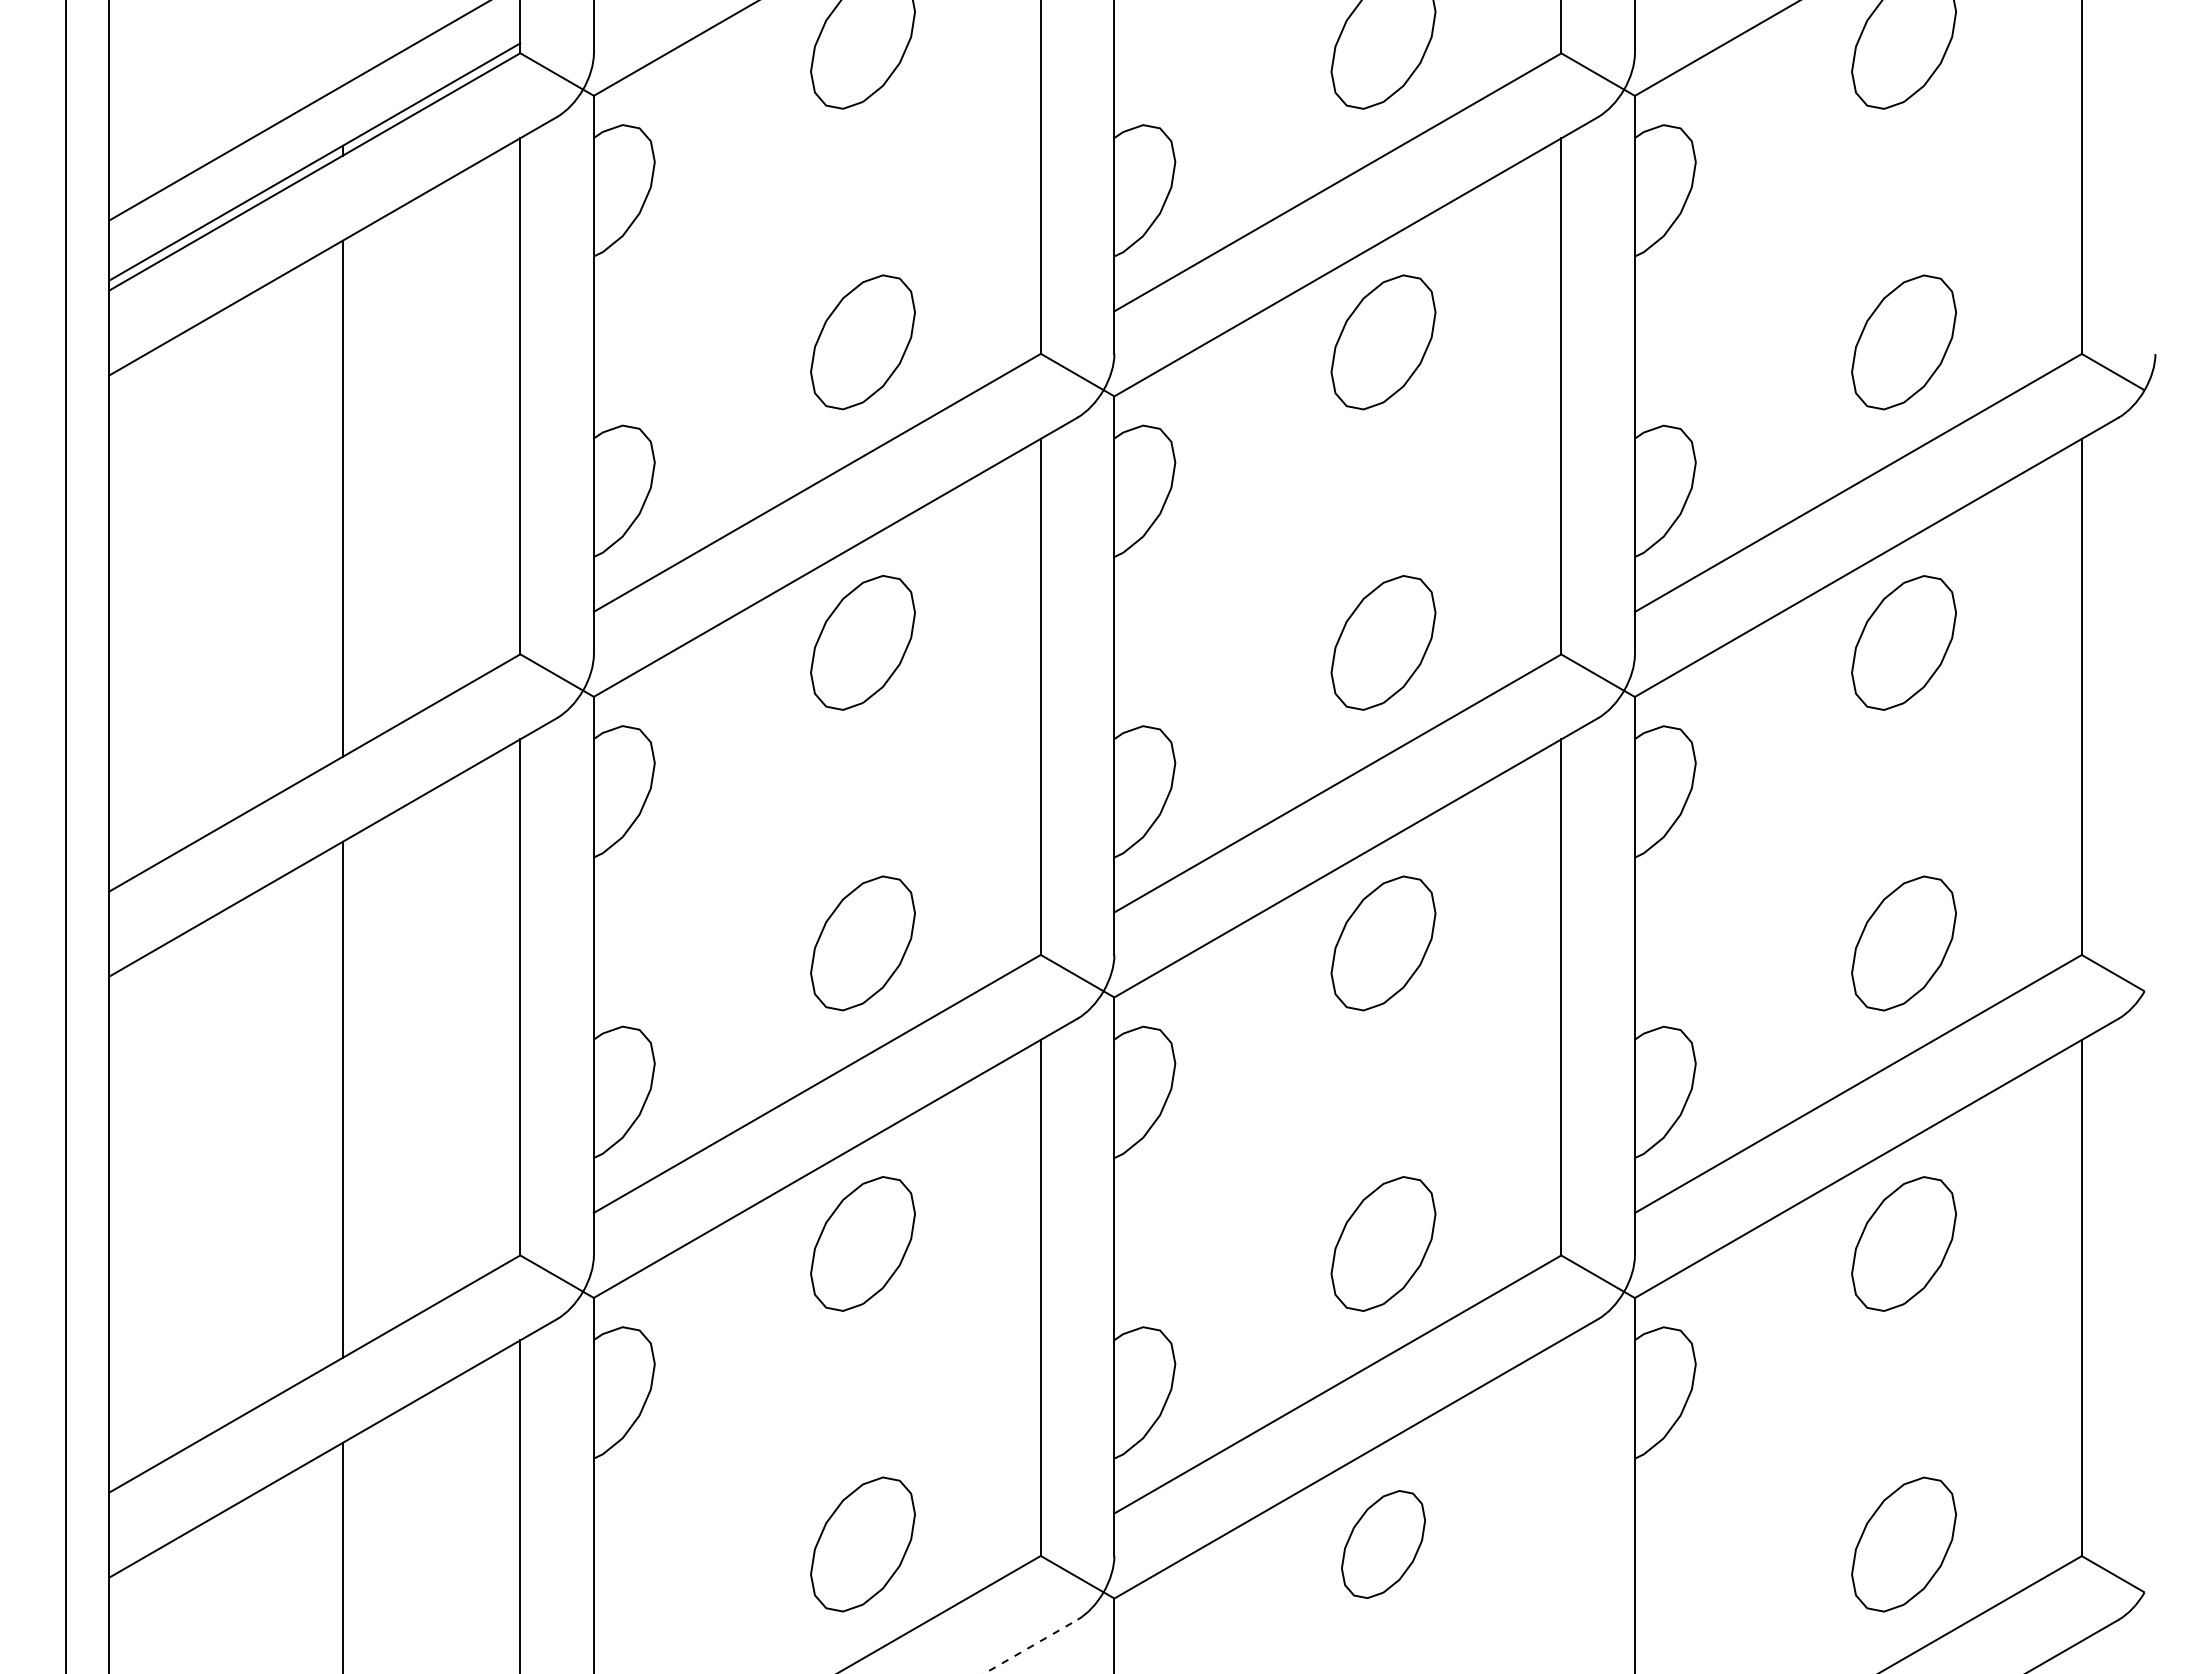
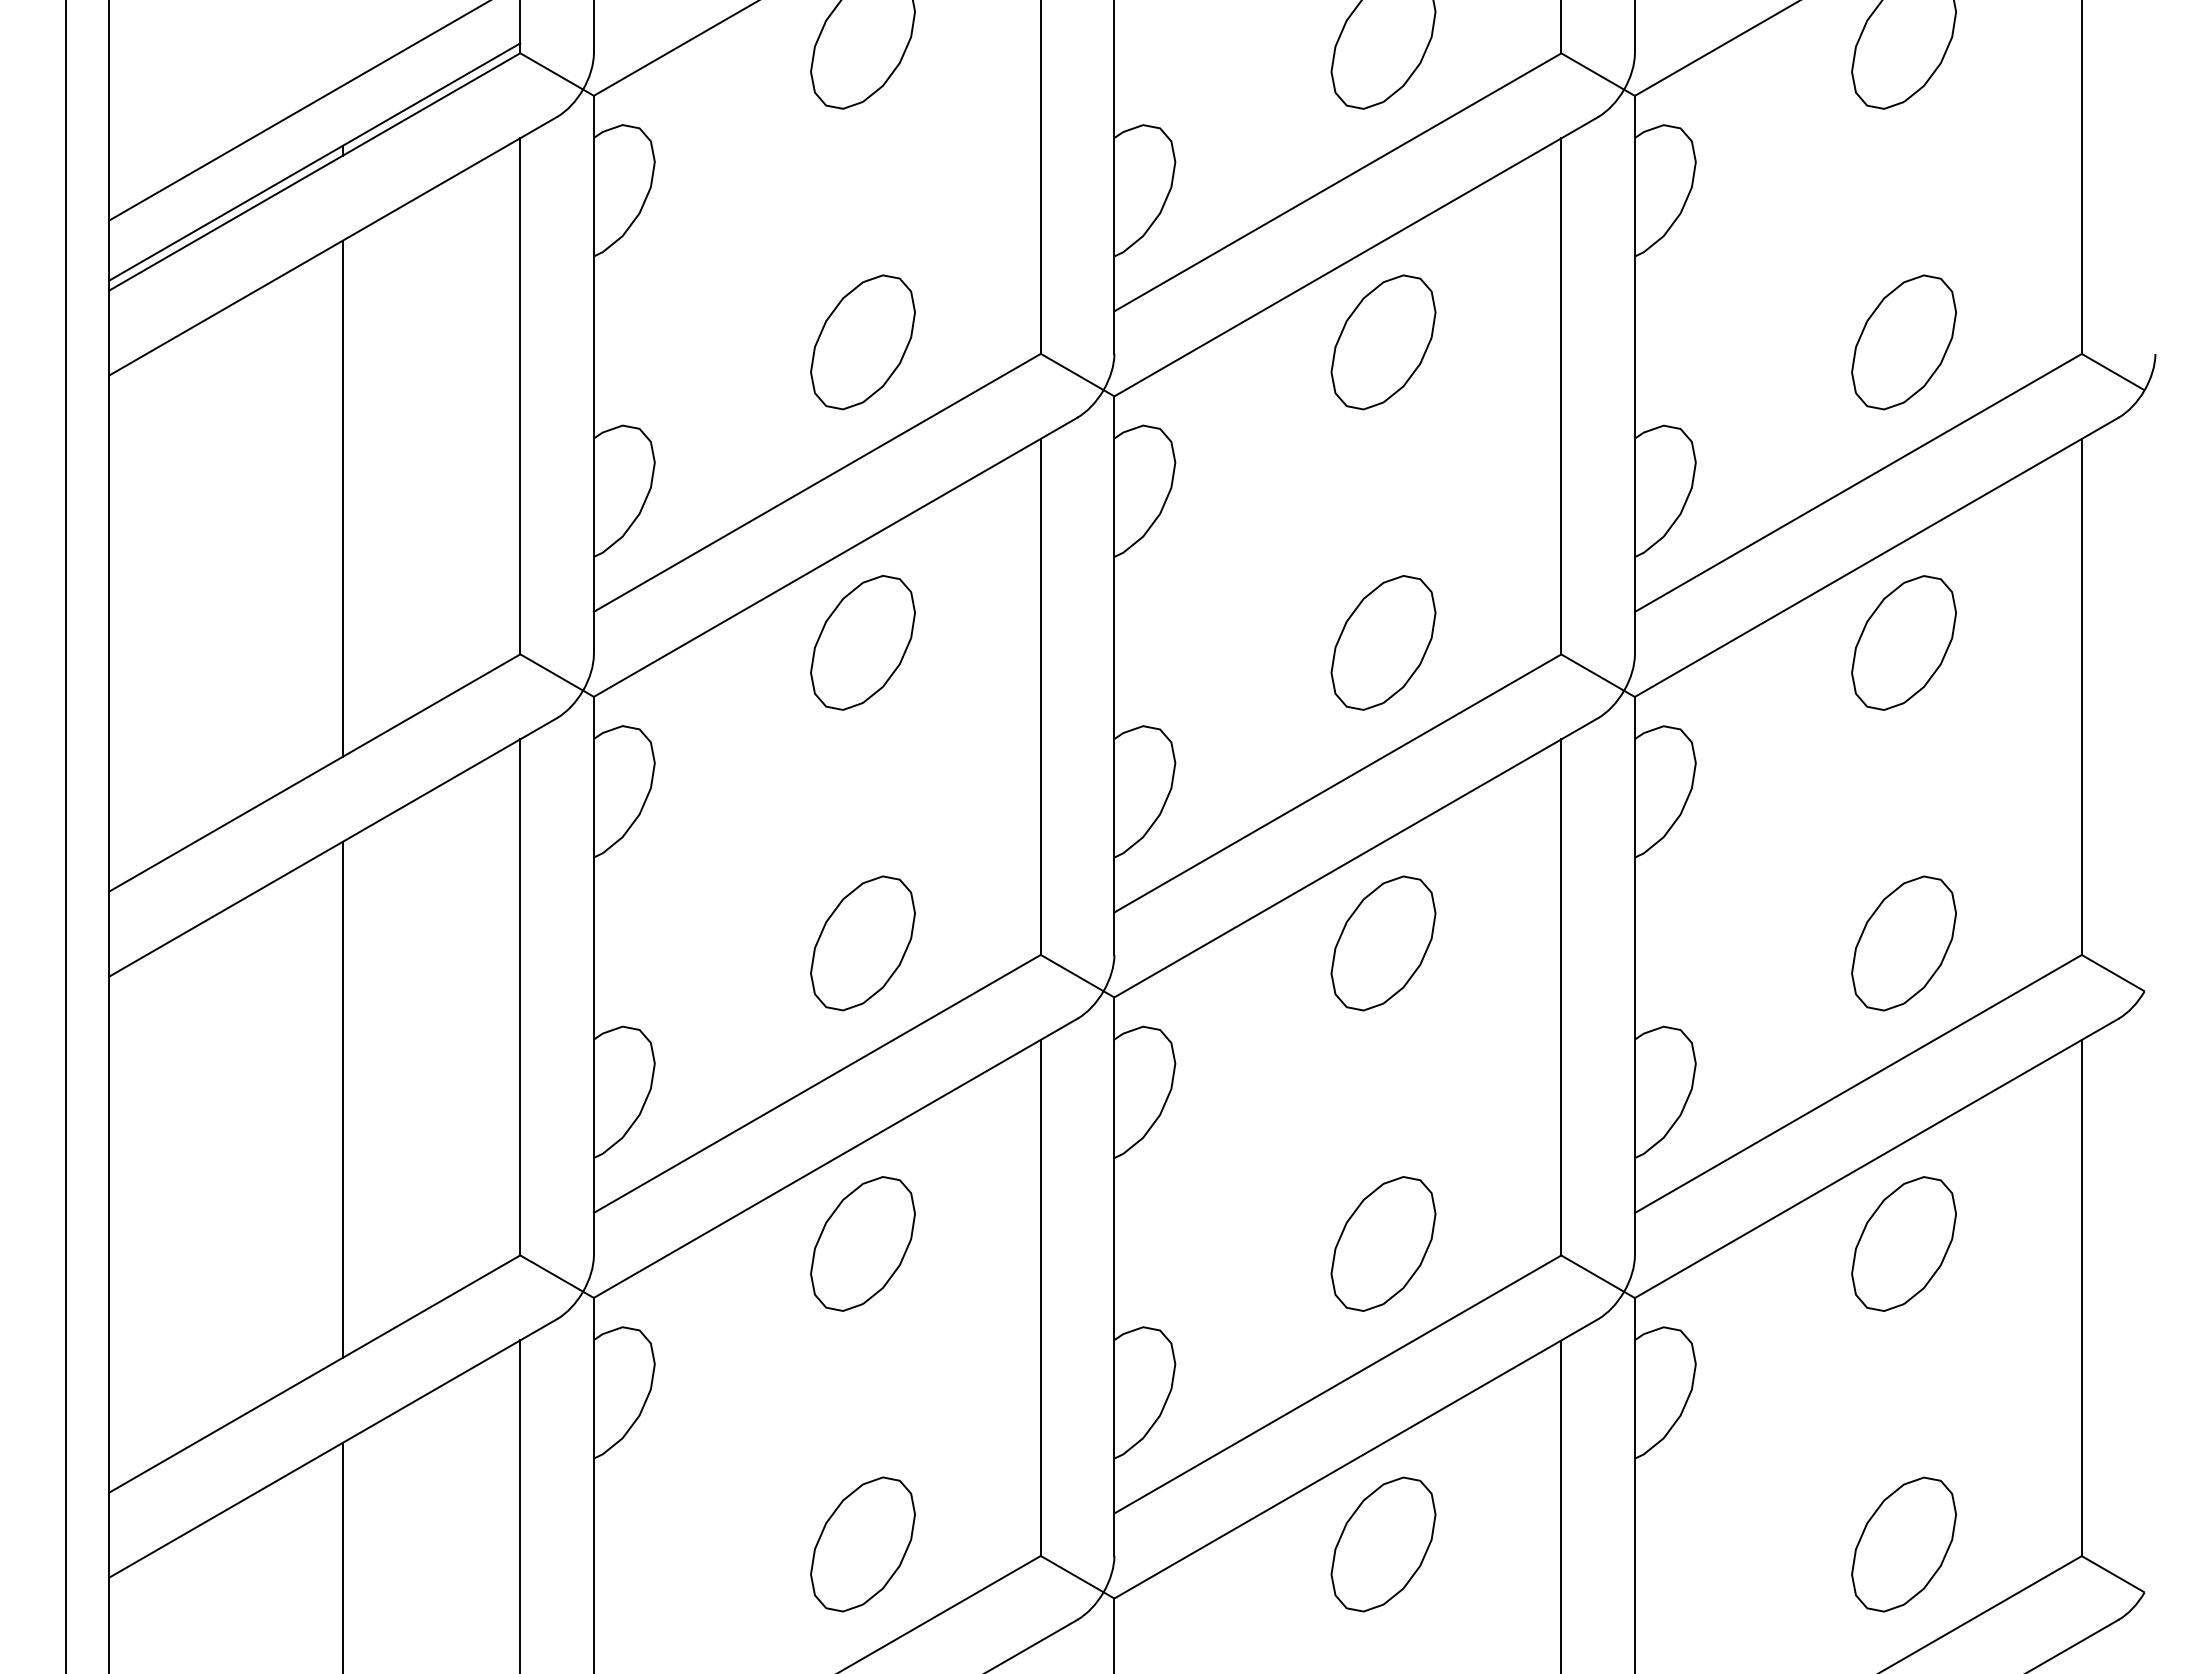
line: none -> present (1561, 1505)
part size: 85x109 px -> 107x137 px (1383, 1544)
line: dashed -> solid (1030, 1646)
